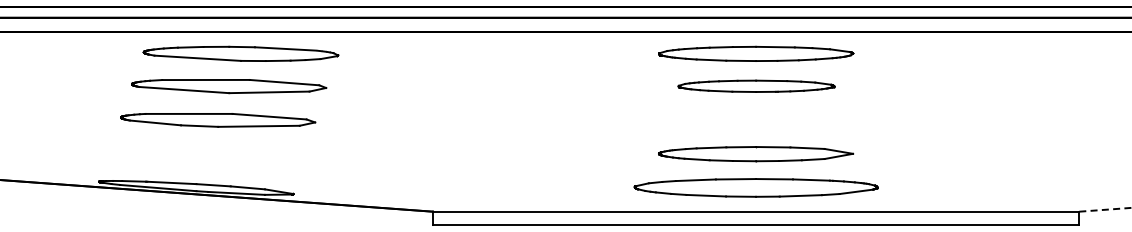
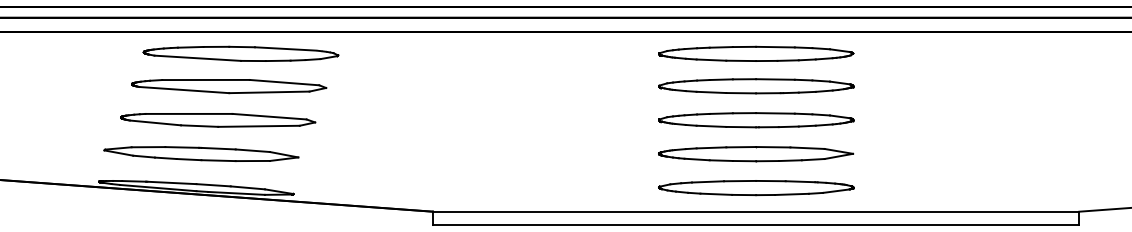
part size: 159x14 px -> 197x17 px (756, 86)
part: none -> present (756, 120)
part: none -> present (201, 153)
part size: 246x20 px -> 197x17 px (756, 188)
line: dashed -> solid (1105, 209)
